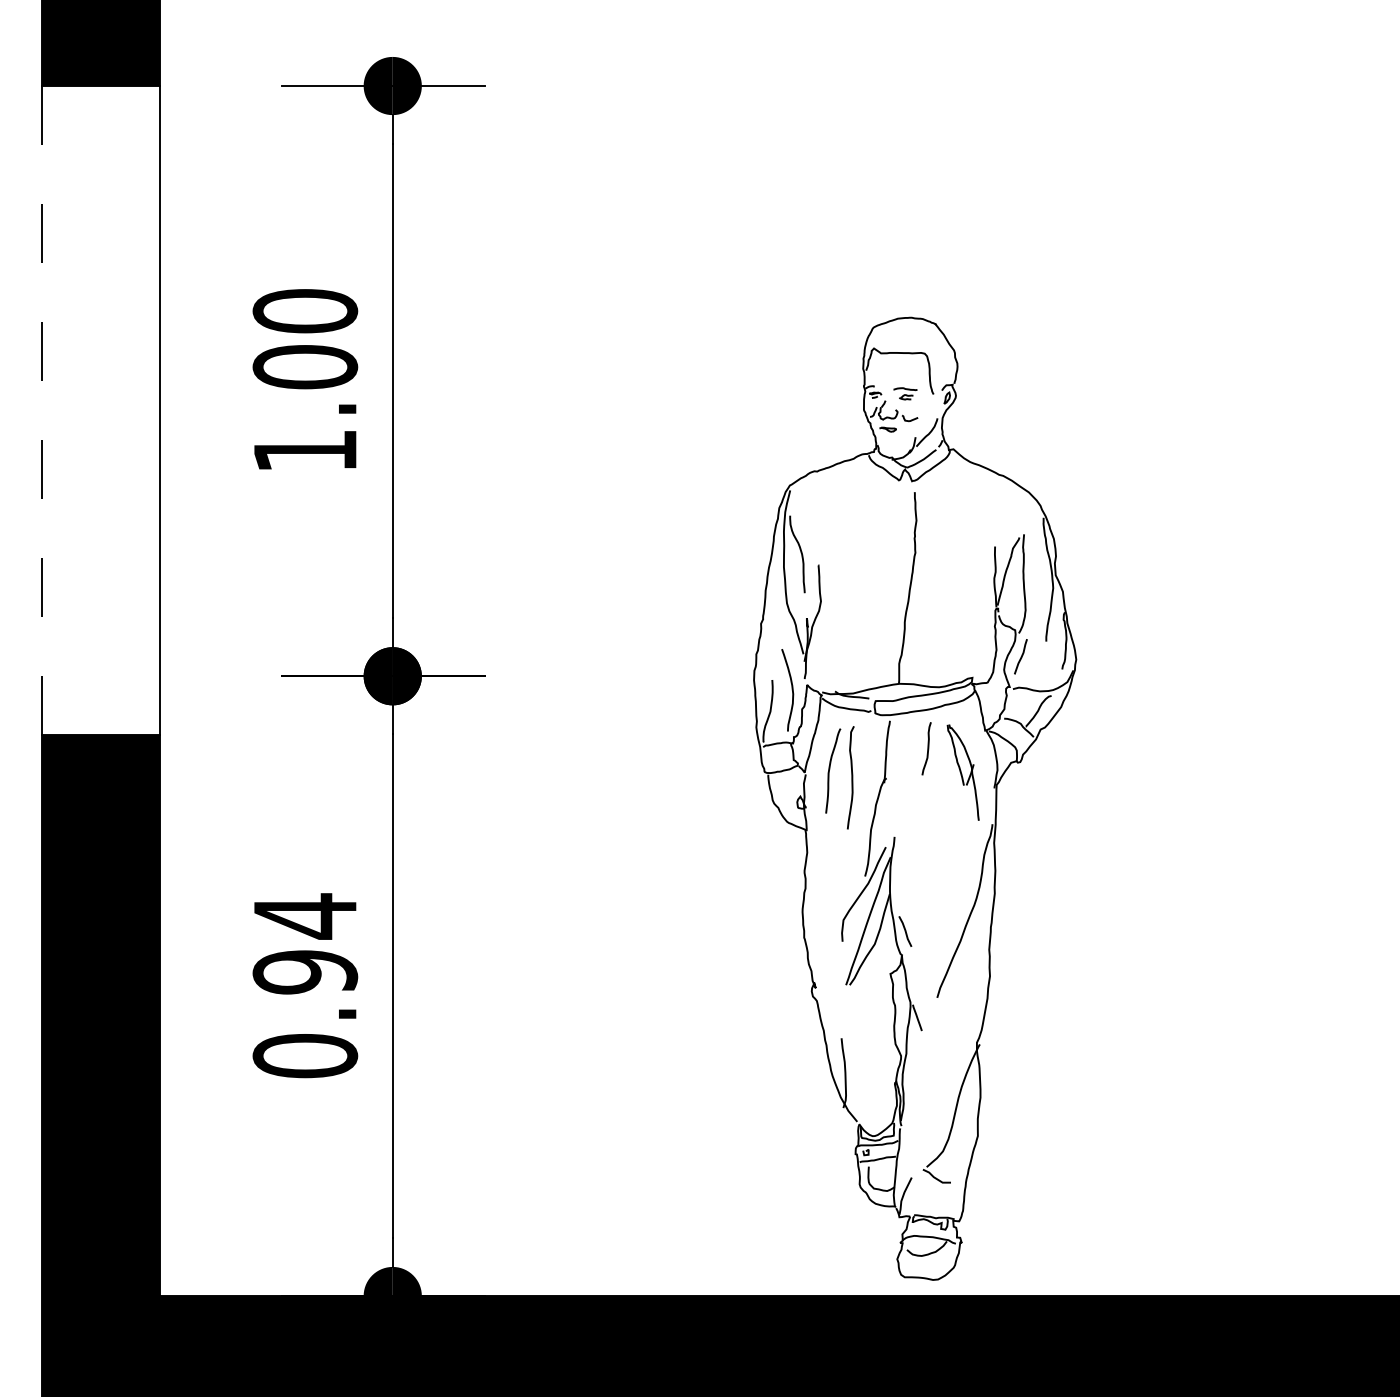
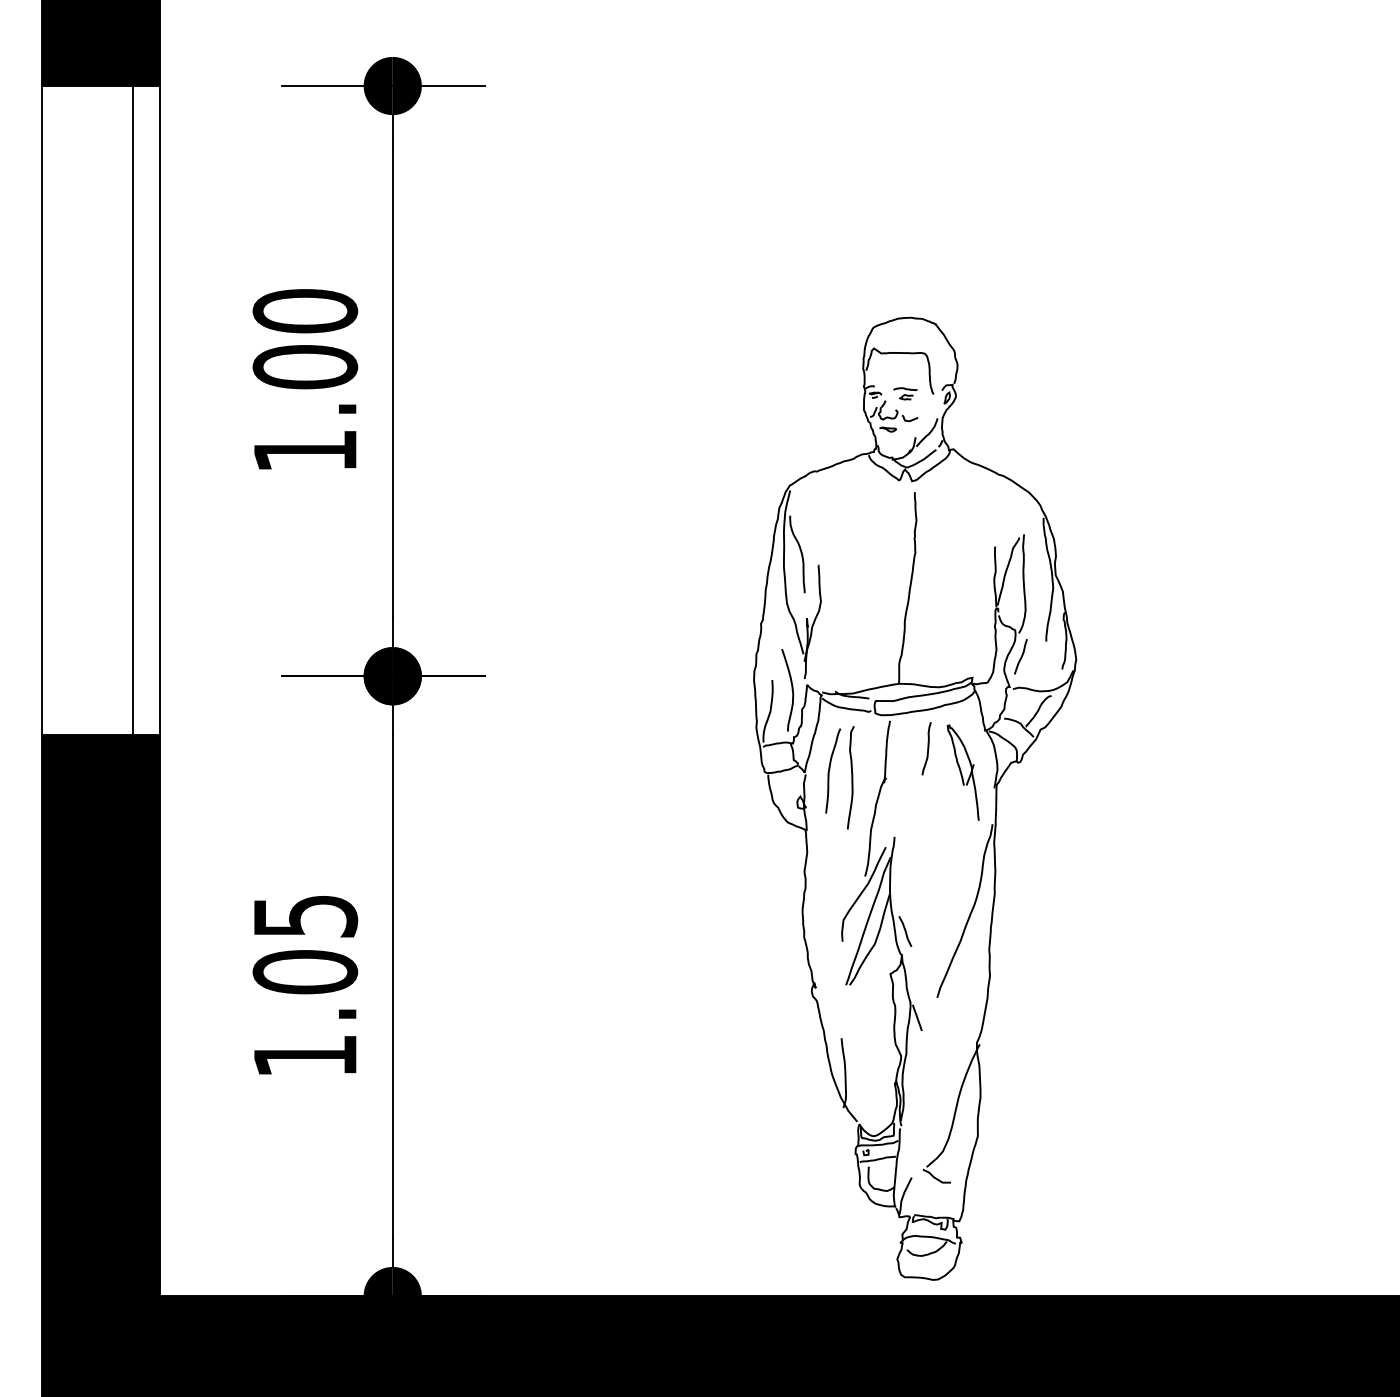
line: dashed -> solid (41, 410)
line: none -> present (133, 410)
text: 0.94 -> 1.05 (305, 985)
